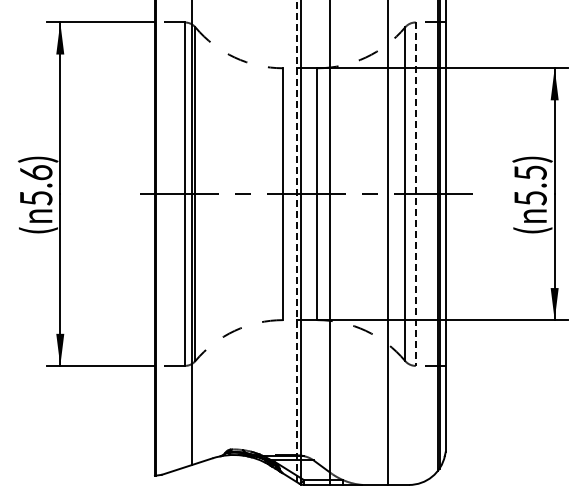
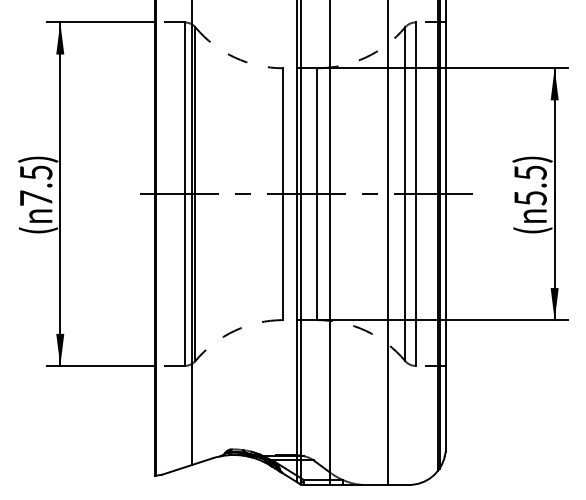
text: 5.6) -> 7.5) (36, 185)
line: dashed -> solid (415, 194)
line: dashed -> solid (296, 241)
